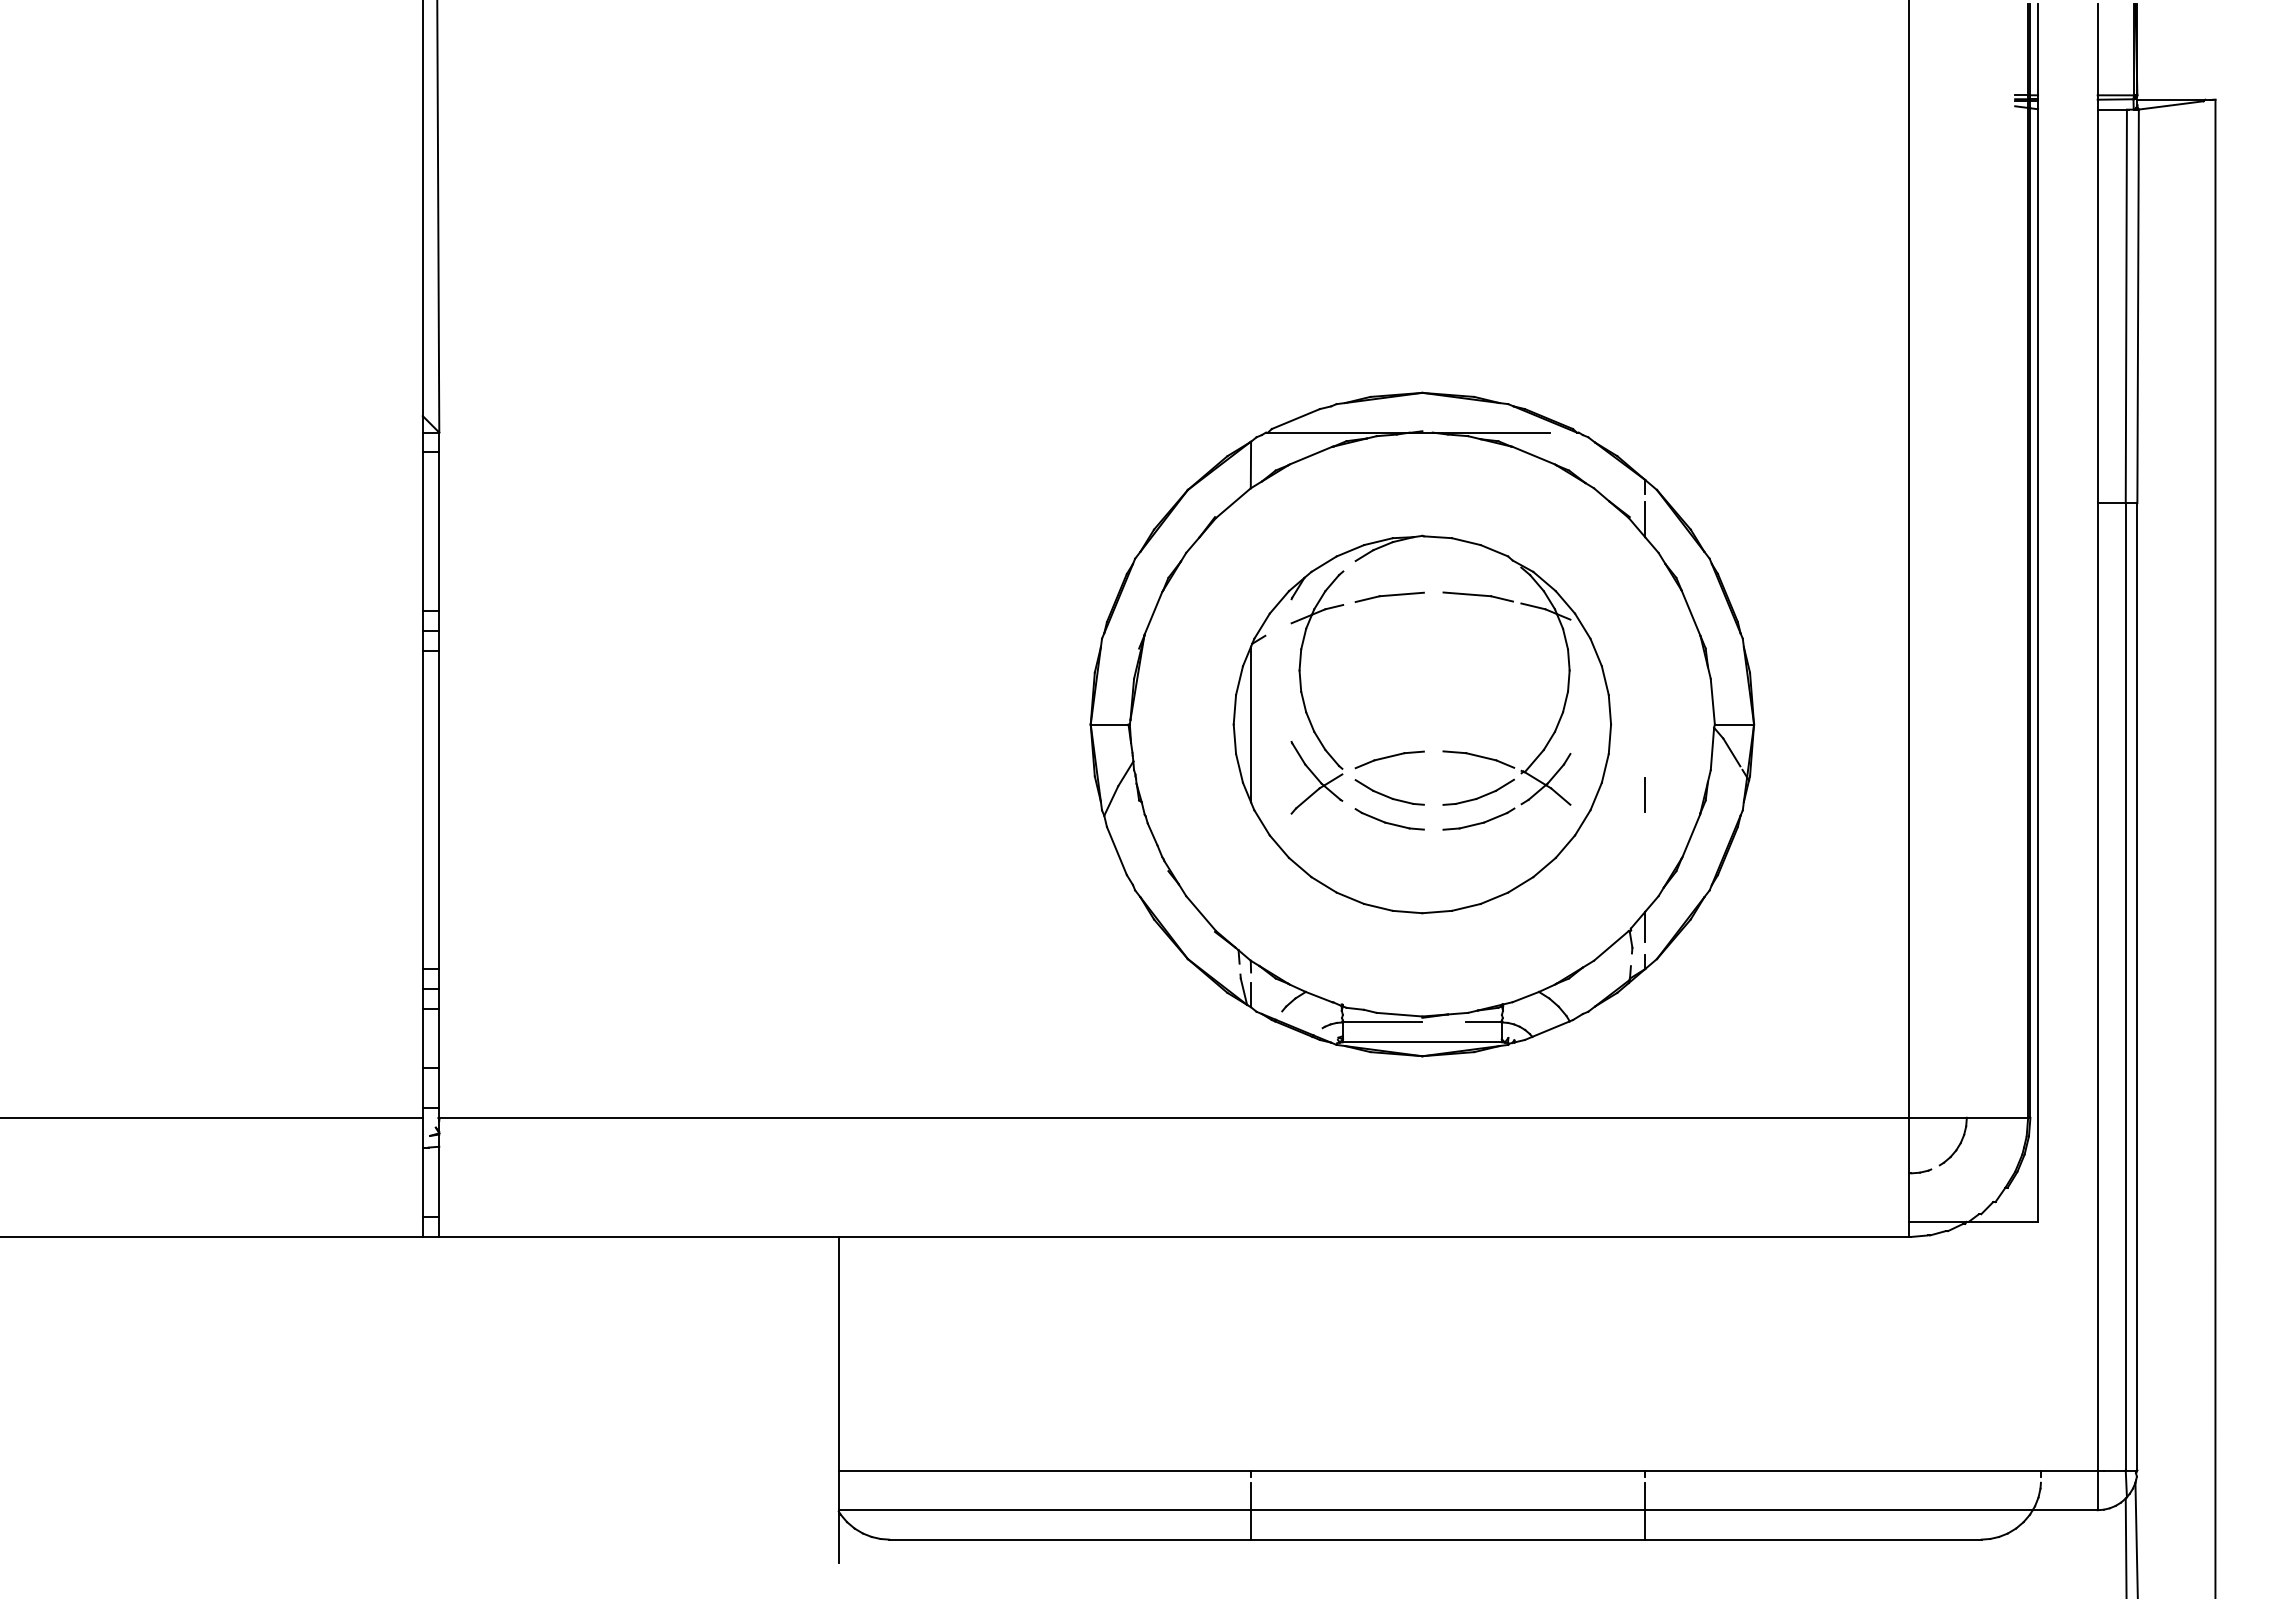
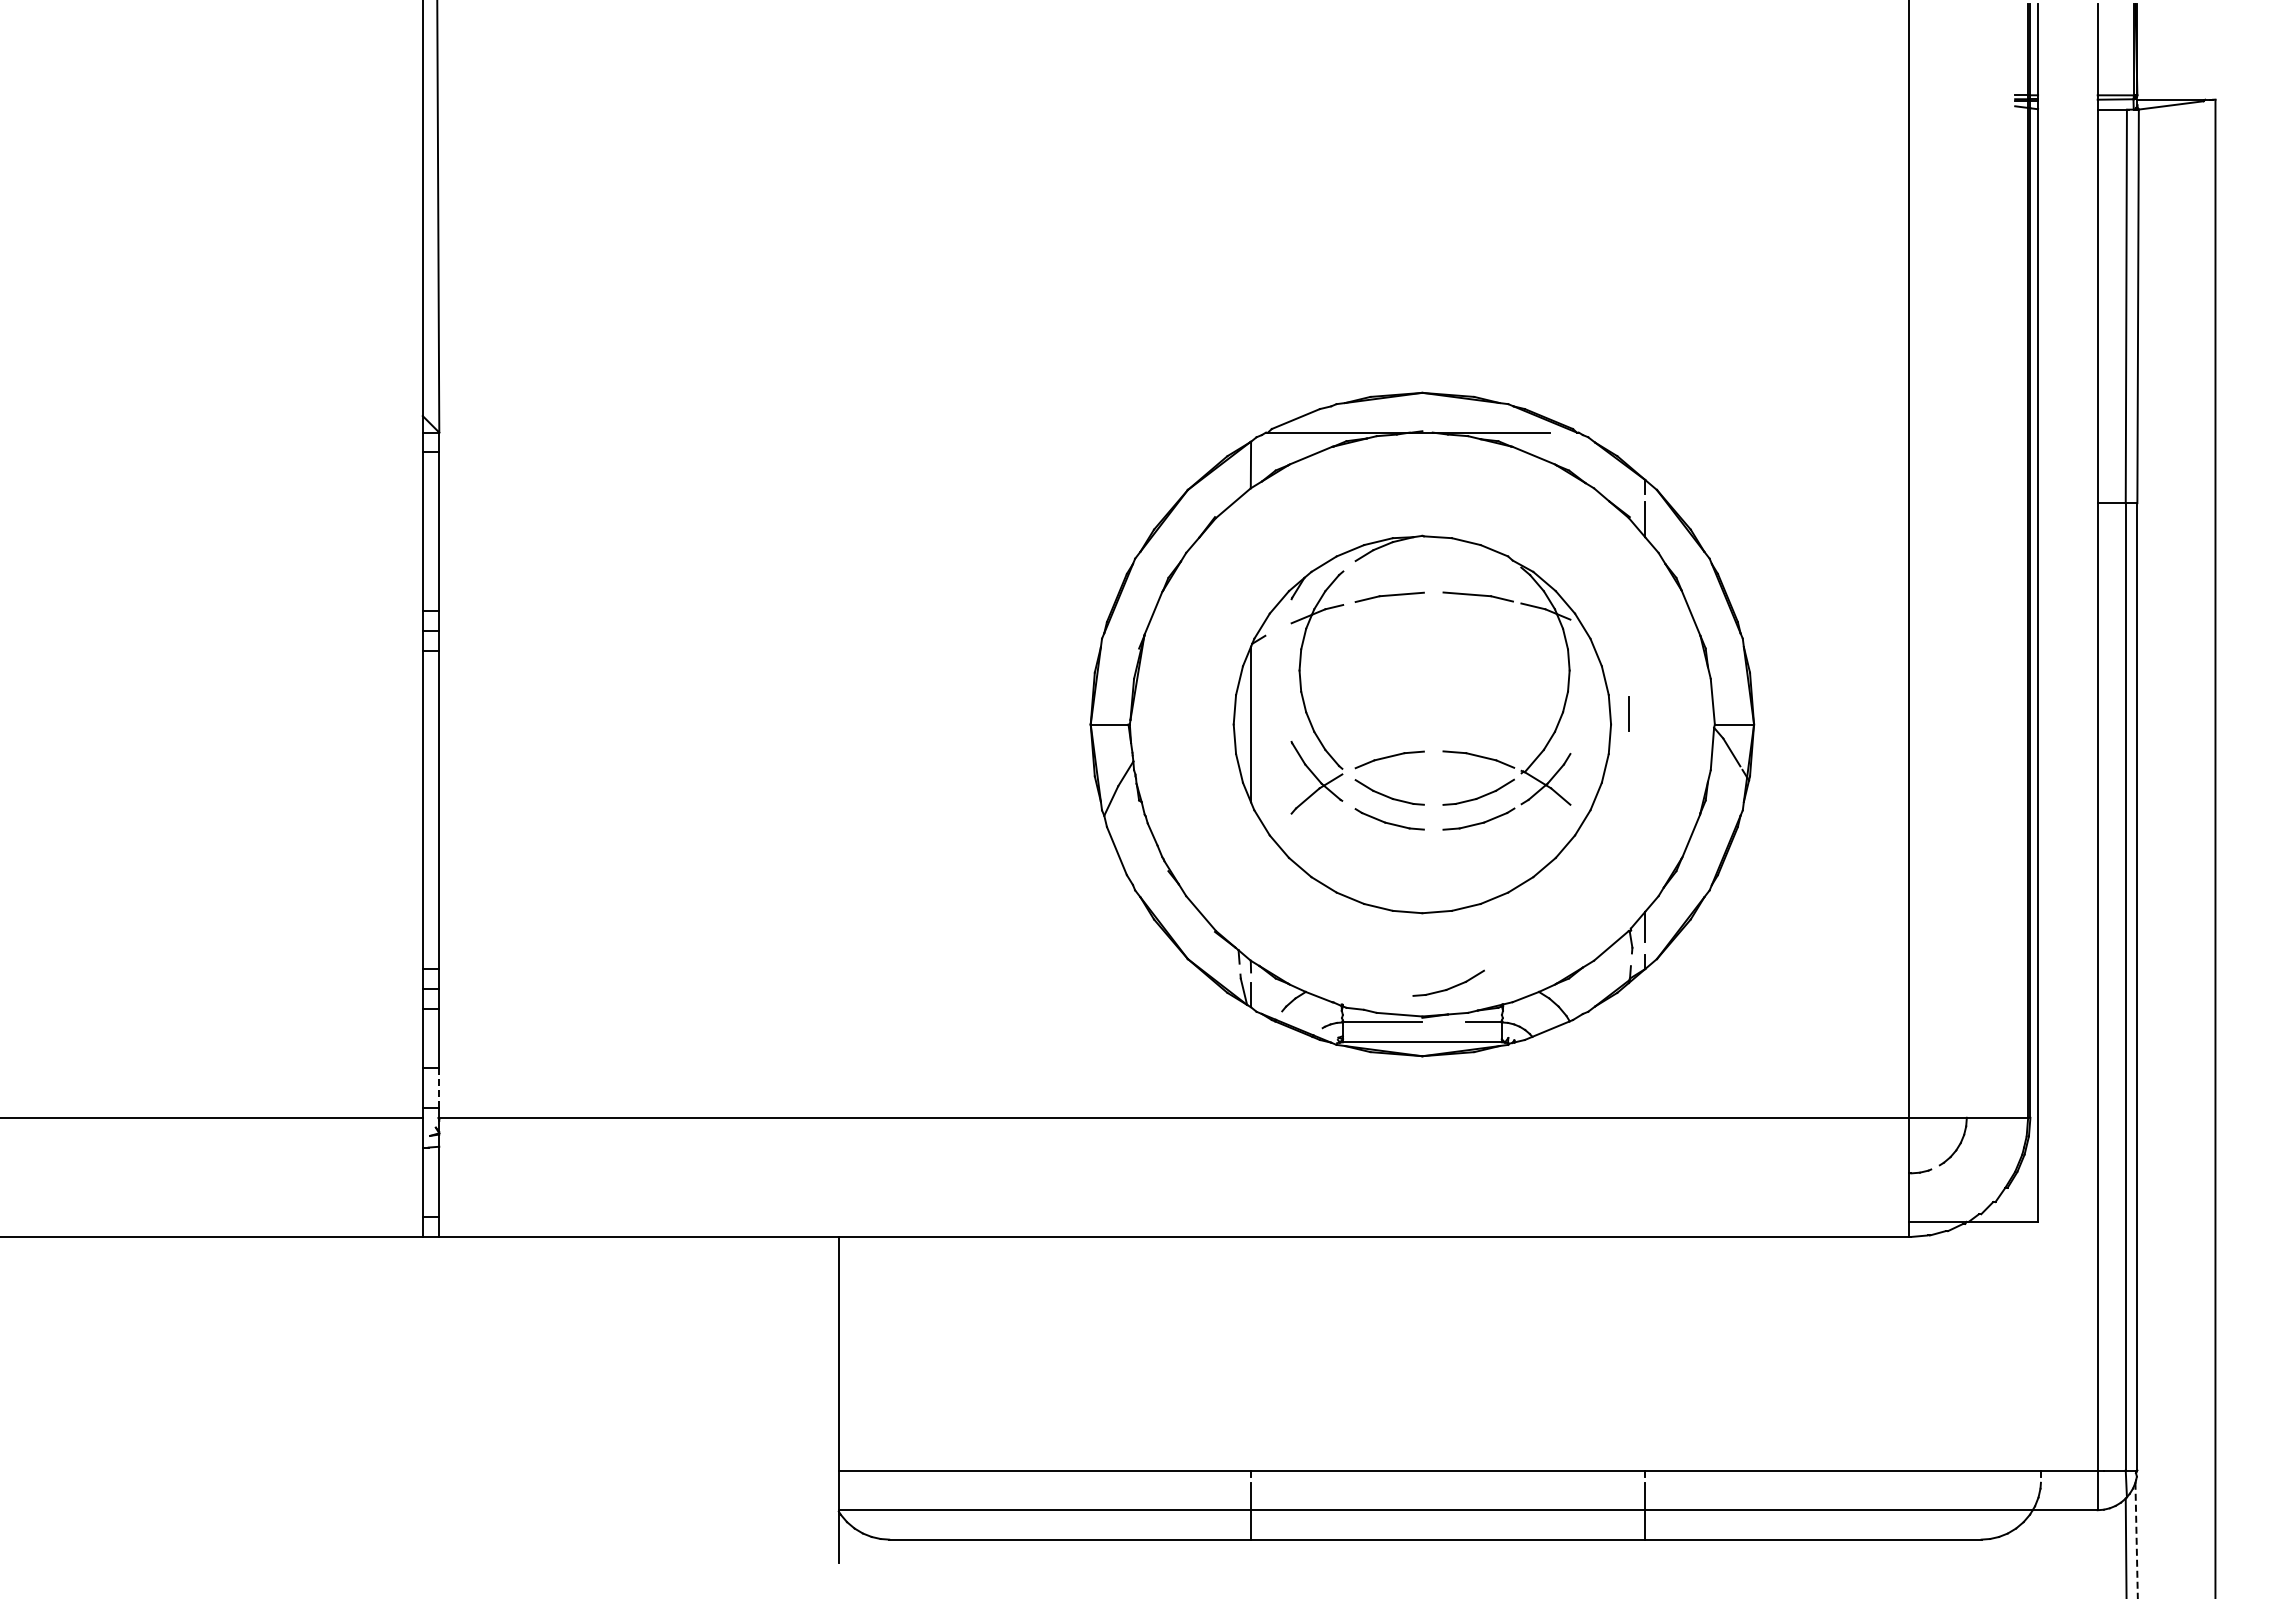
line position: (1644, 794) -> (1628, 713) (1628, 713)
part: none -> present (1448, 982)
line: solid -> dashed (439, 1088)
line: solid -> dashed (2136, 1540)
